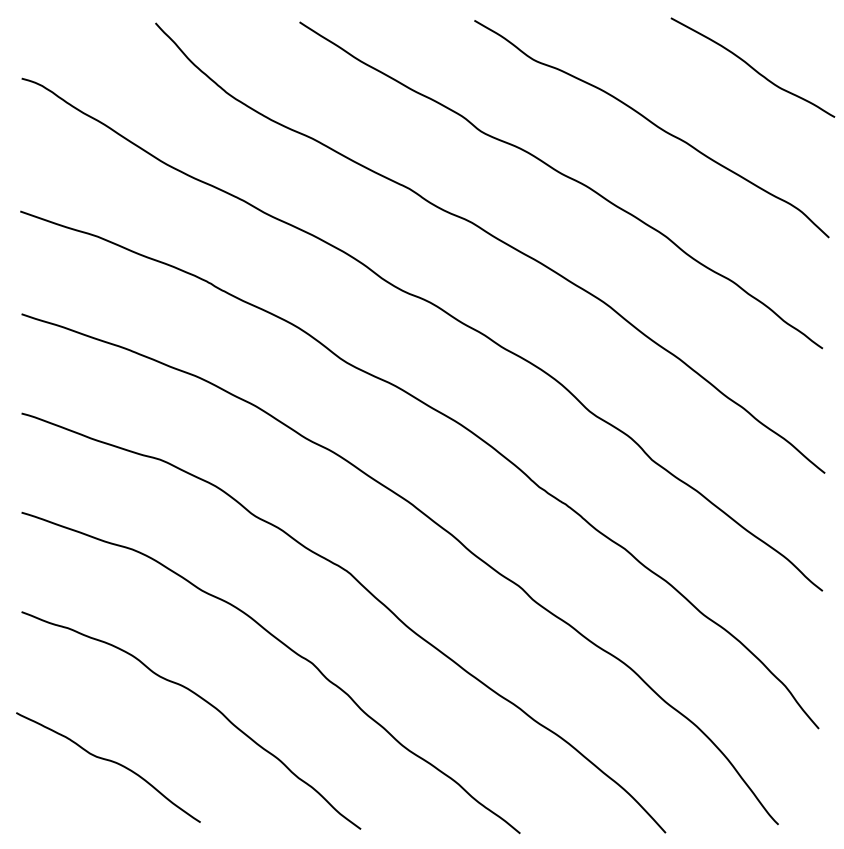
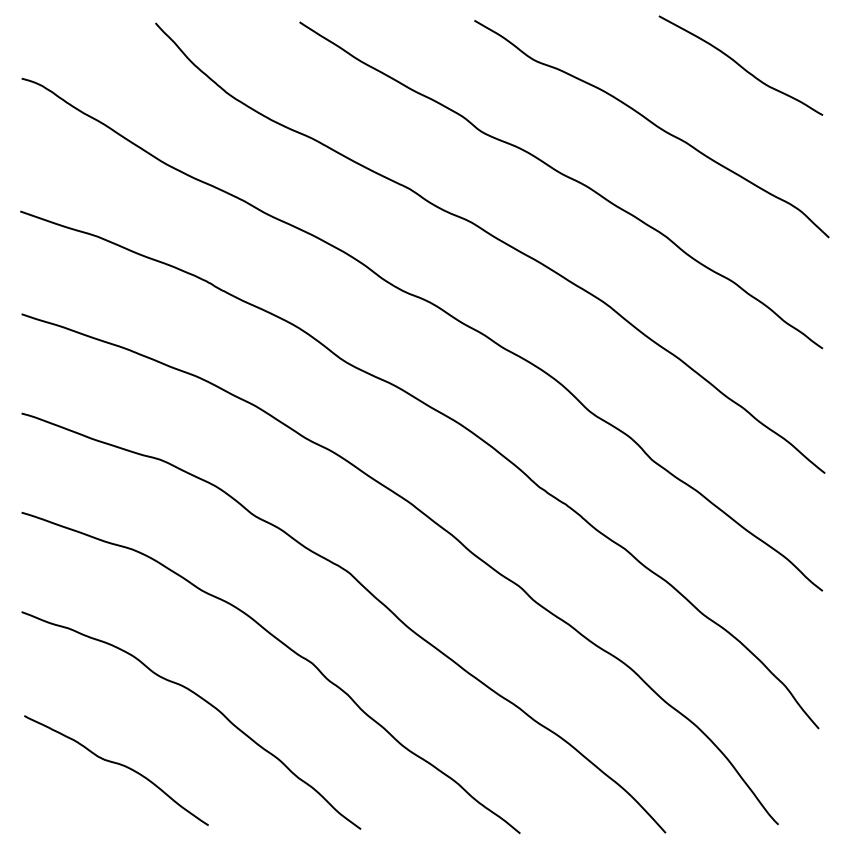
curve position: (752, 67) -> (740, 65) (740, 65)
curve position: (111, 762) -> (119, 765) (119, 765)
